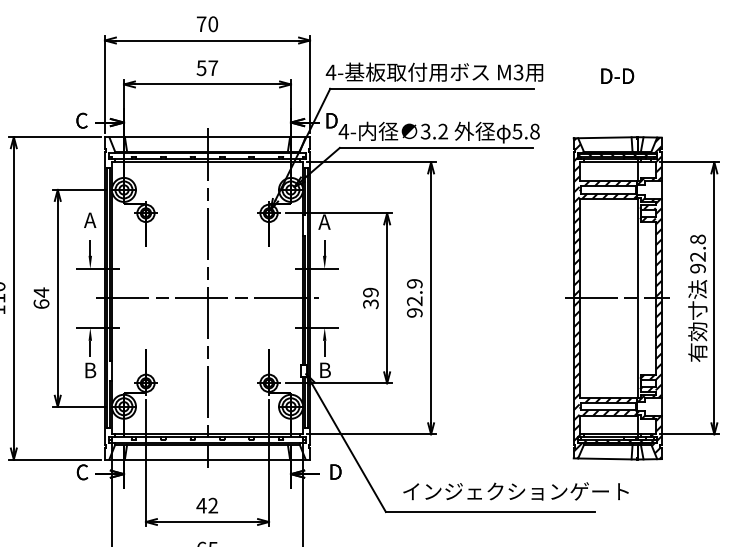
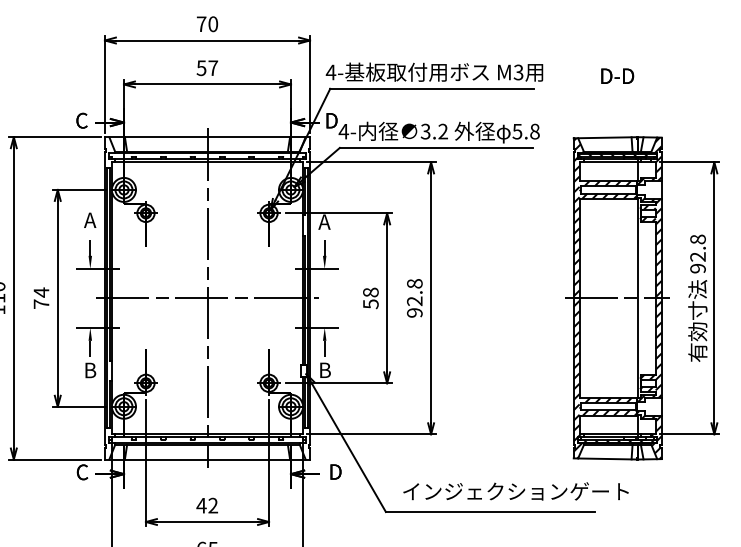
text: 92.9 -> 92.8 (414, 283)
text: 39 -> 58 (370, 297)
text: 64 -> 74 (41, 303)
